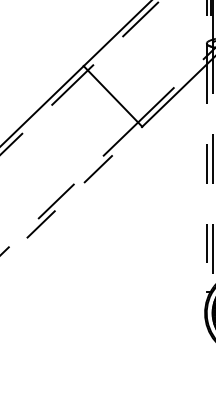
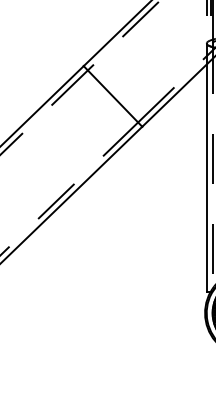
line: dashed -> solid (206, 178)
line: dashed -> solid (71, 195)
